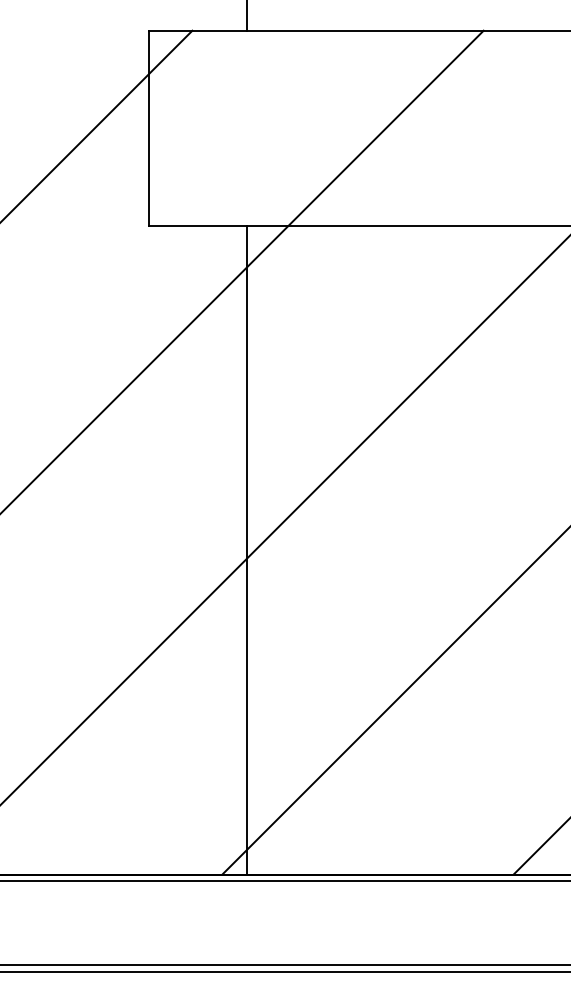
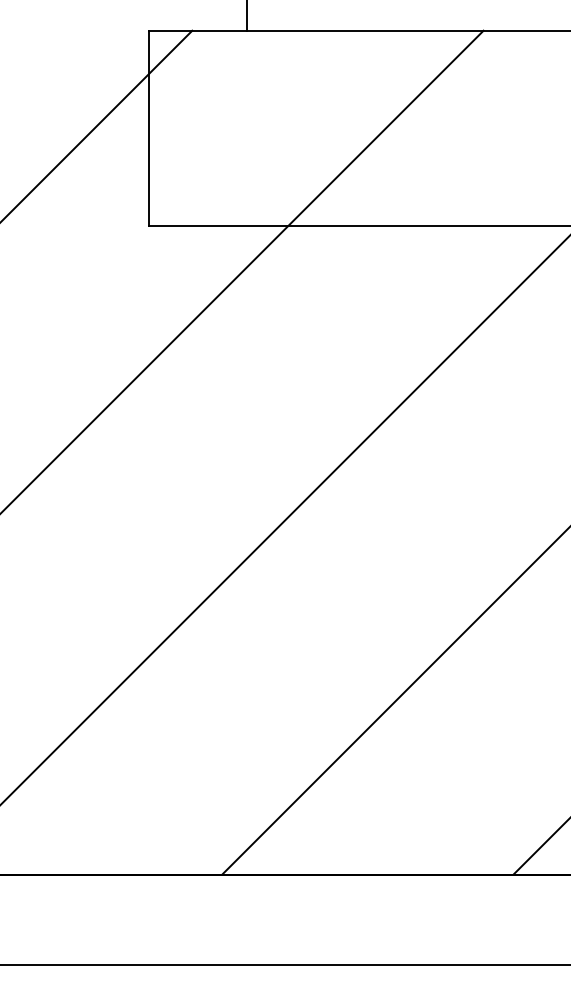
line: present -> none (246, 549)
line: present -> none (284, 881)
line: present -> none (284, 971)
